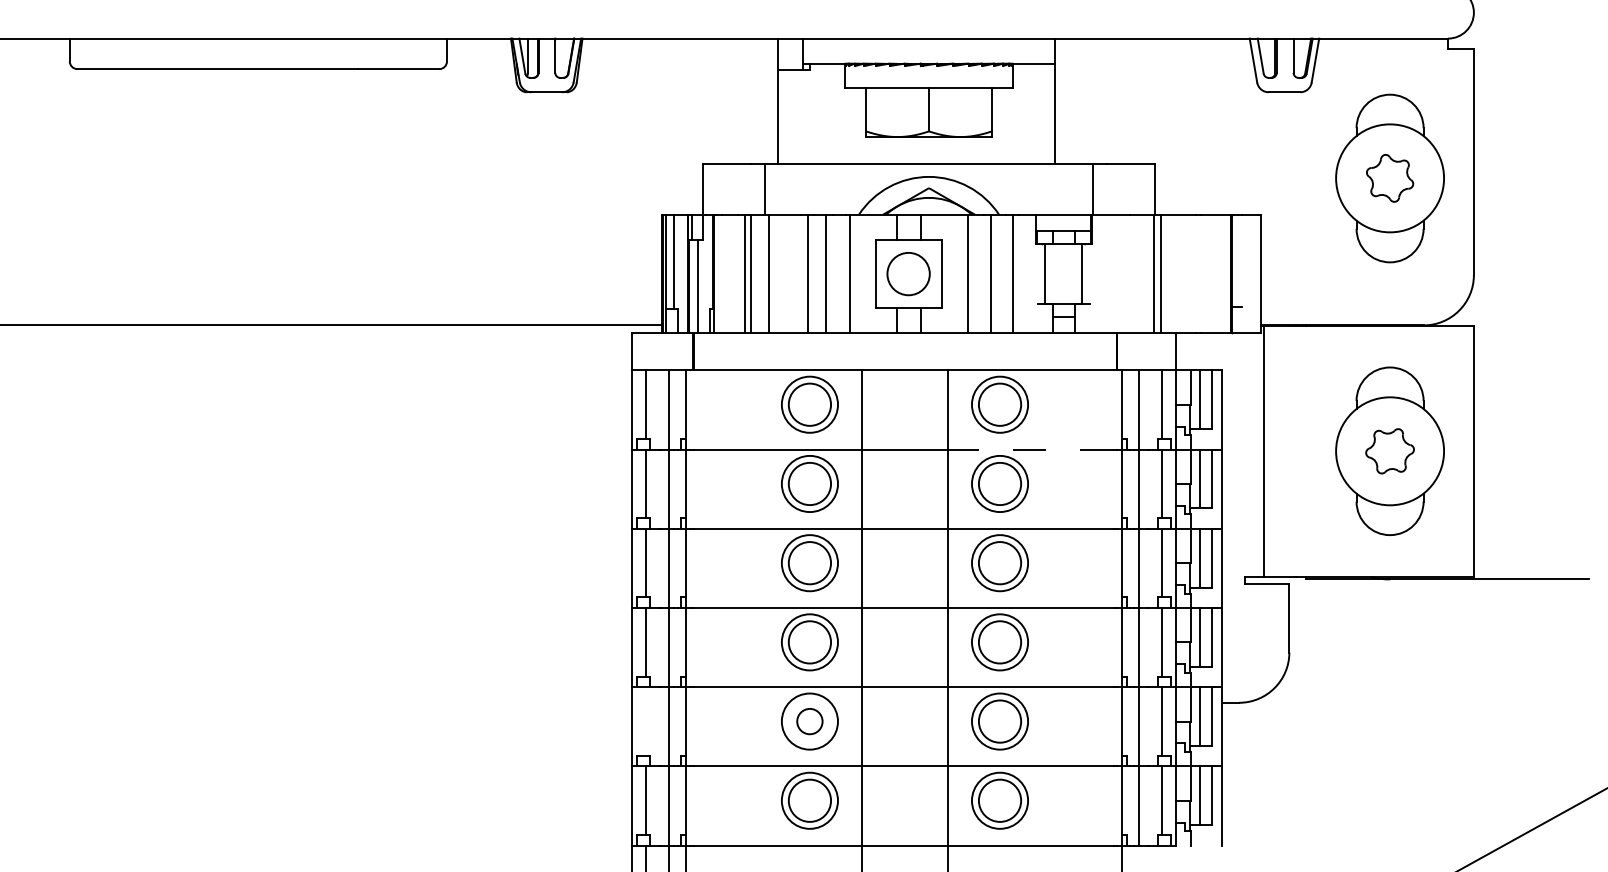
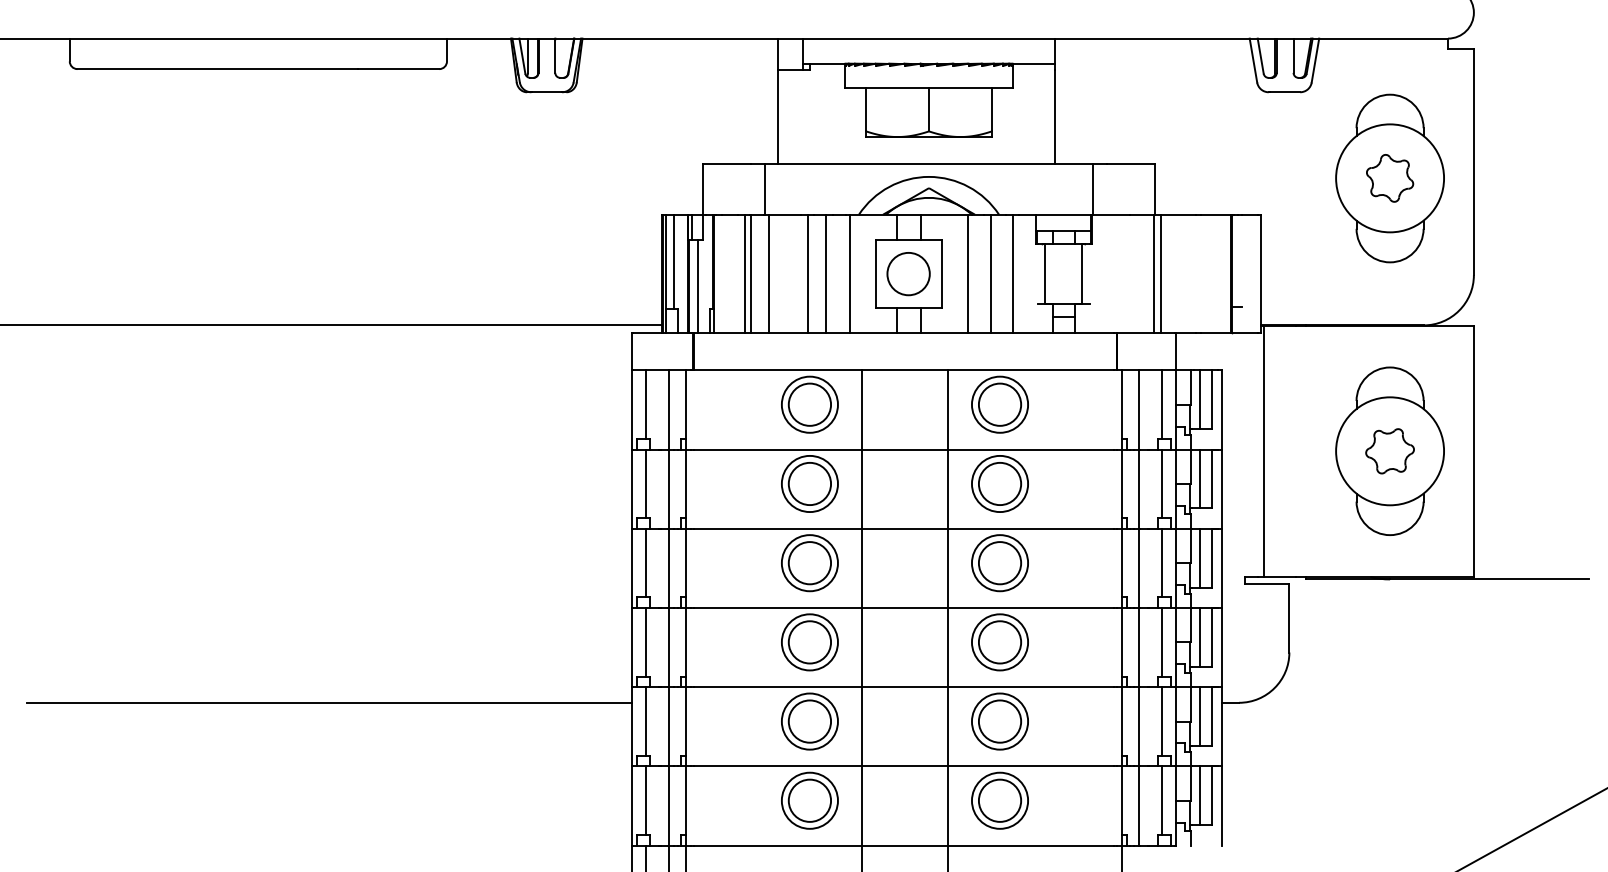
line: dashed -> solid (1030, 449)
line: none -> present (329, 702)
line: none -> present (646, 721)
circle diameter: 25 px -> 42 px (809, 721)
